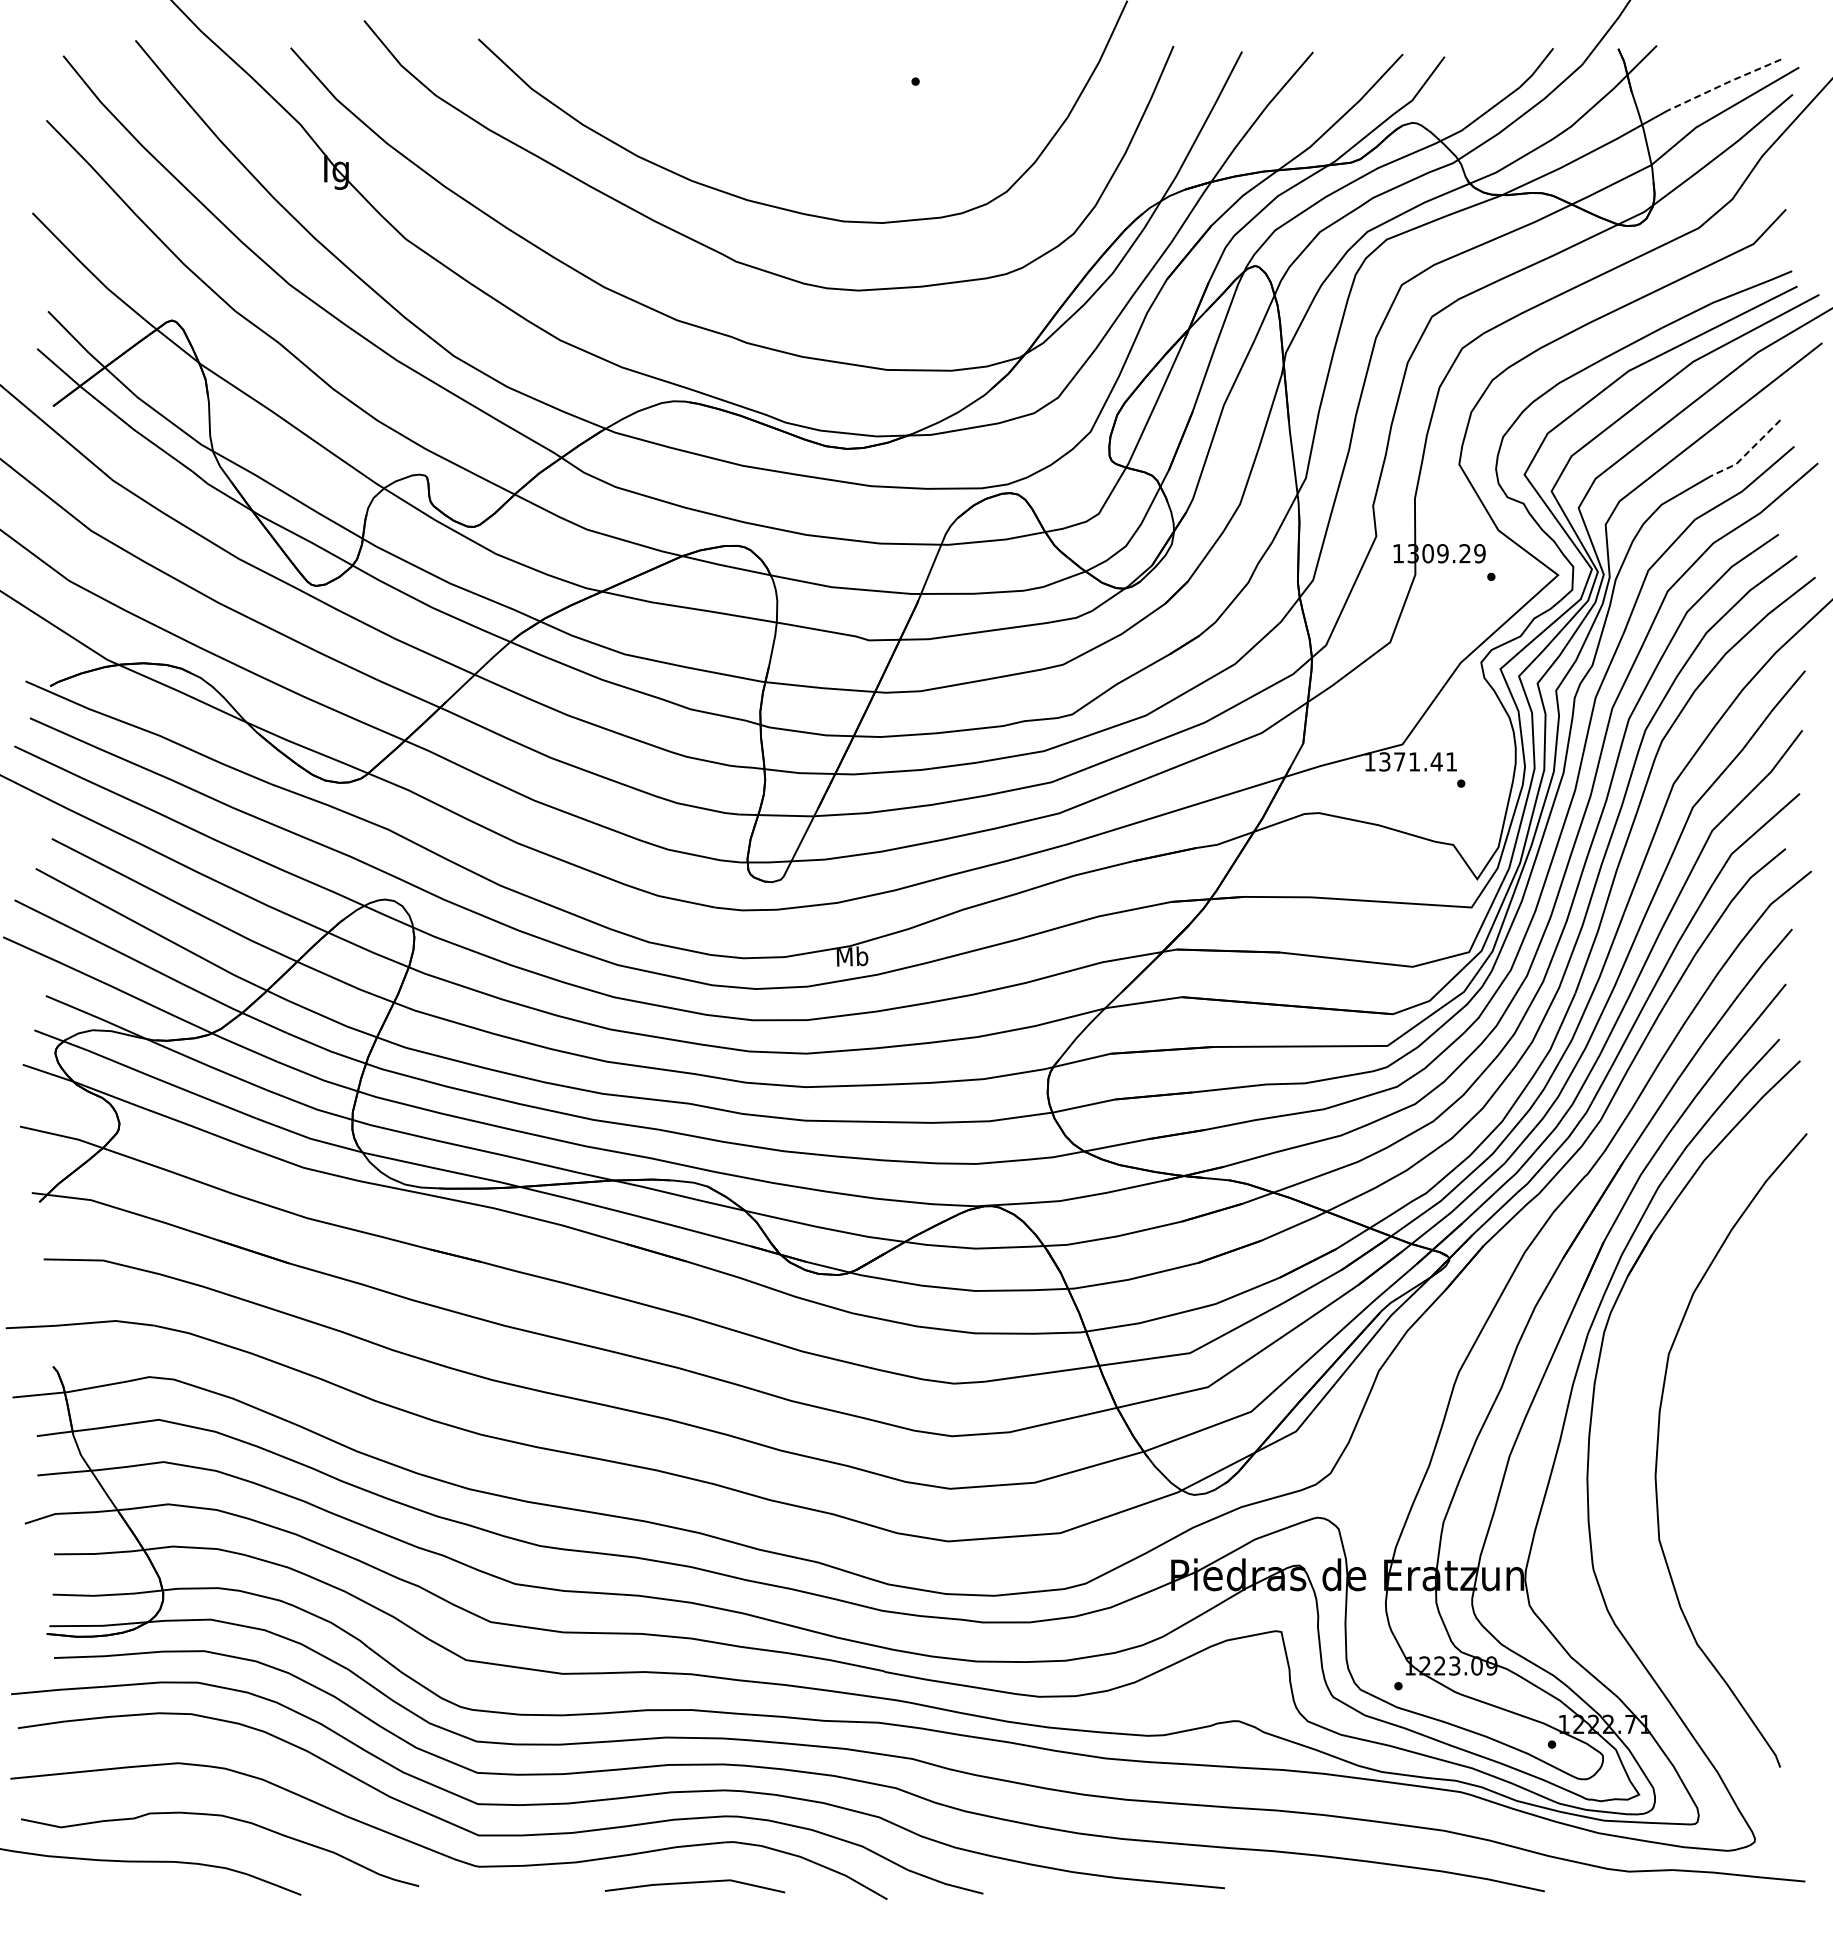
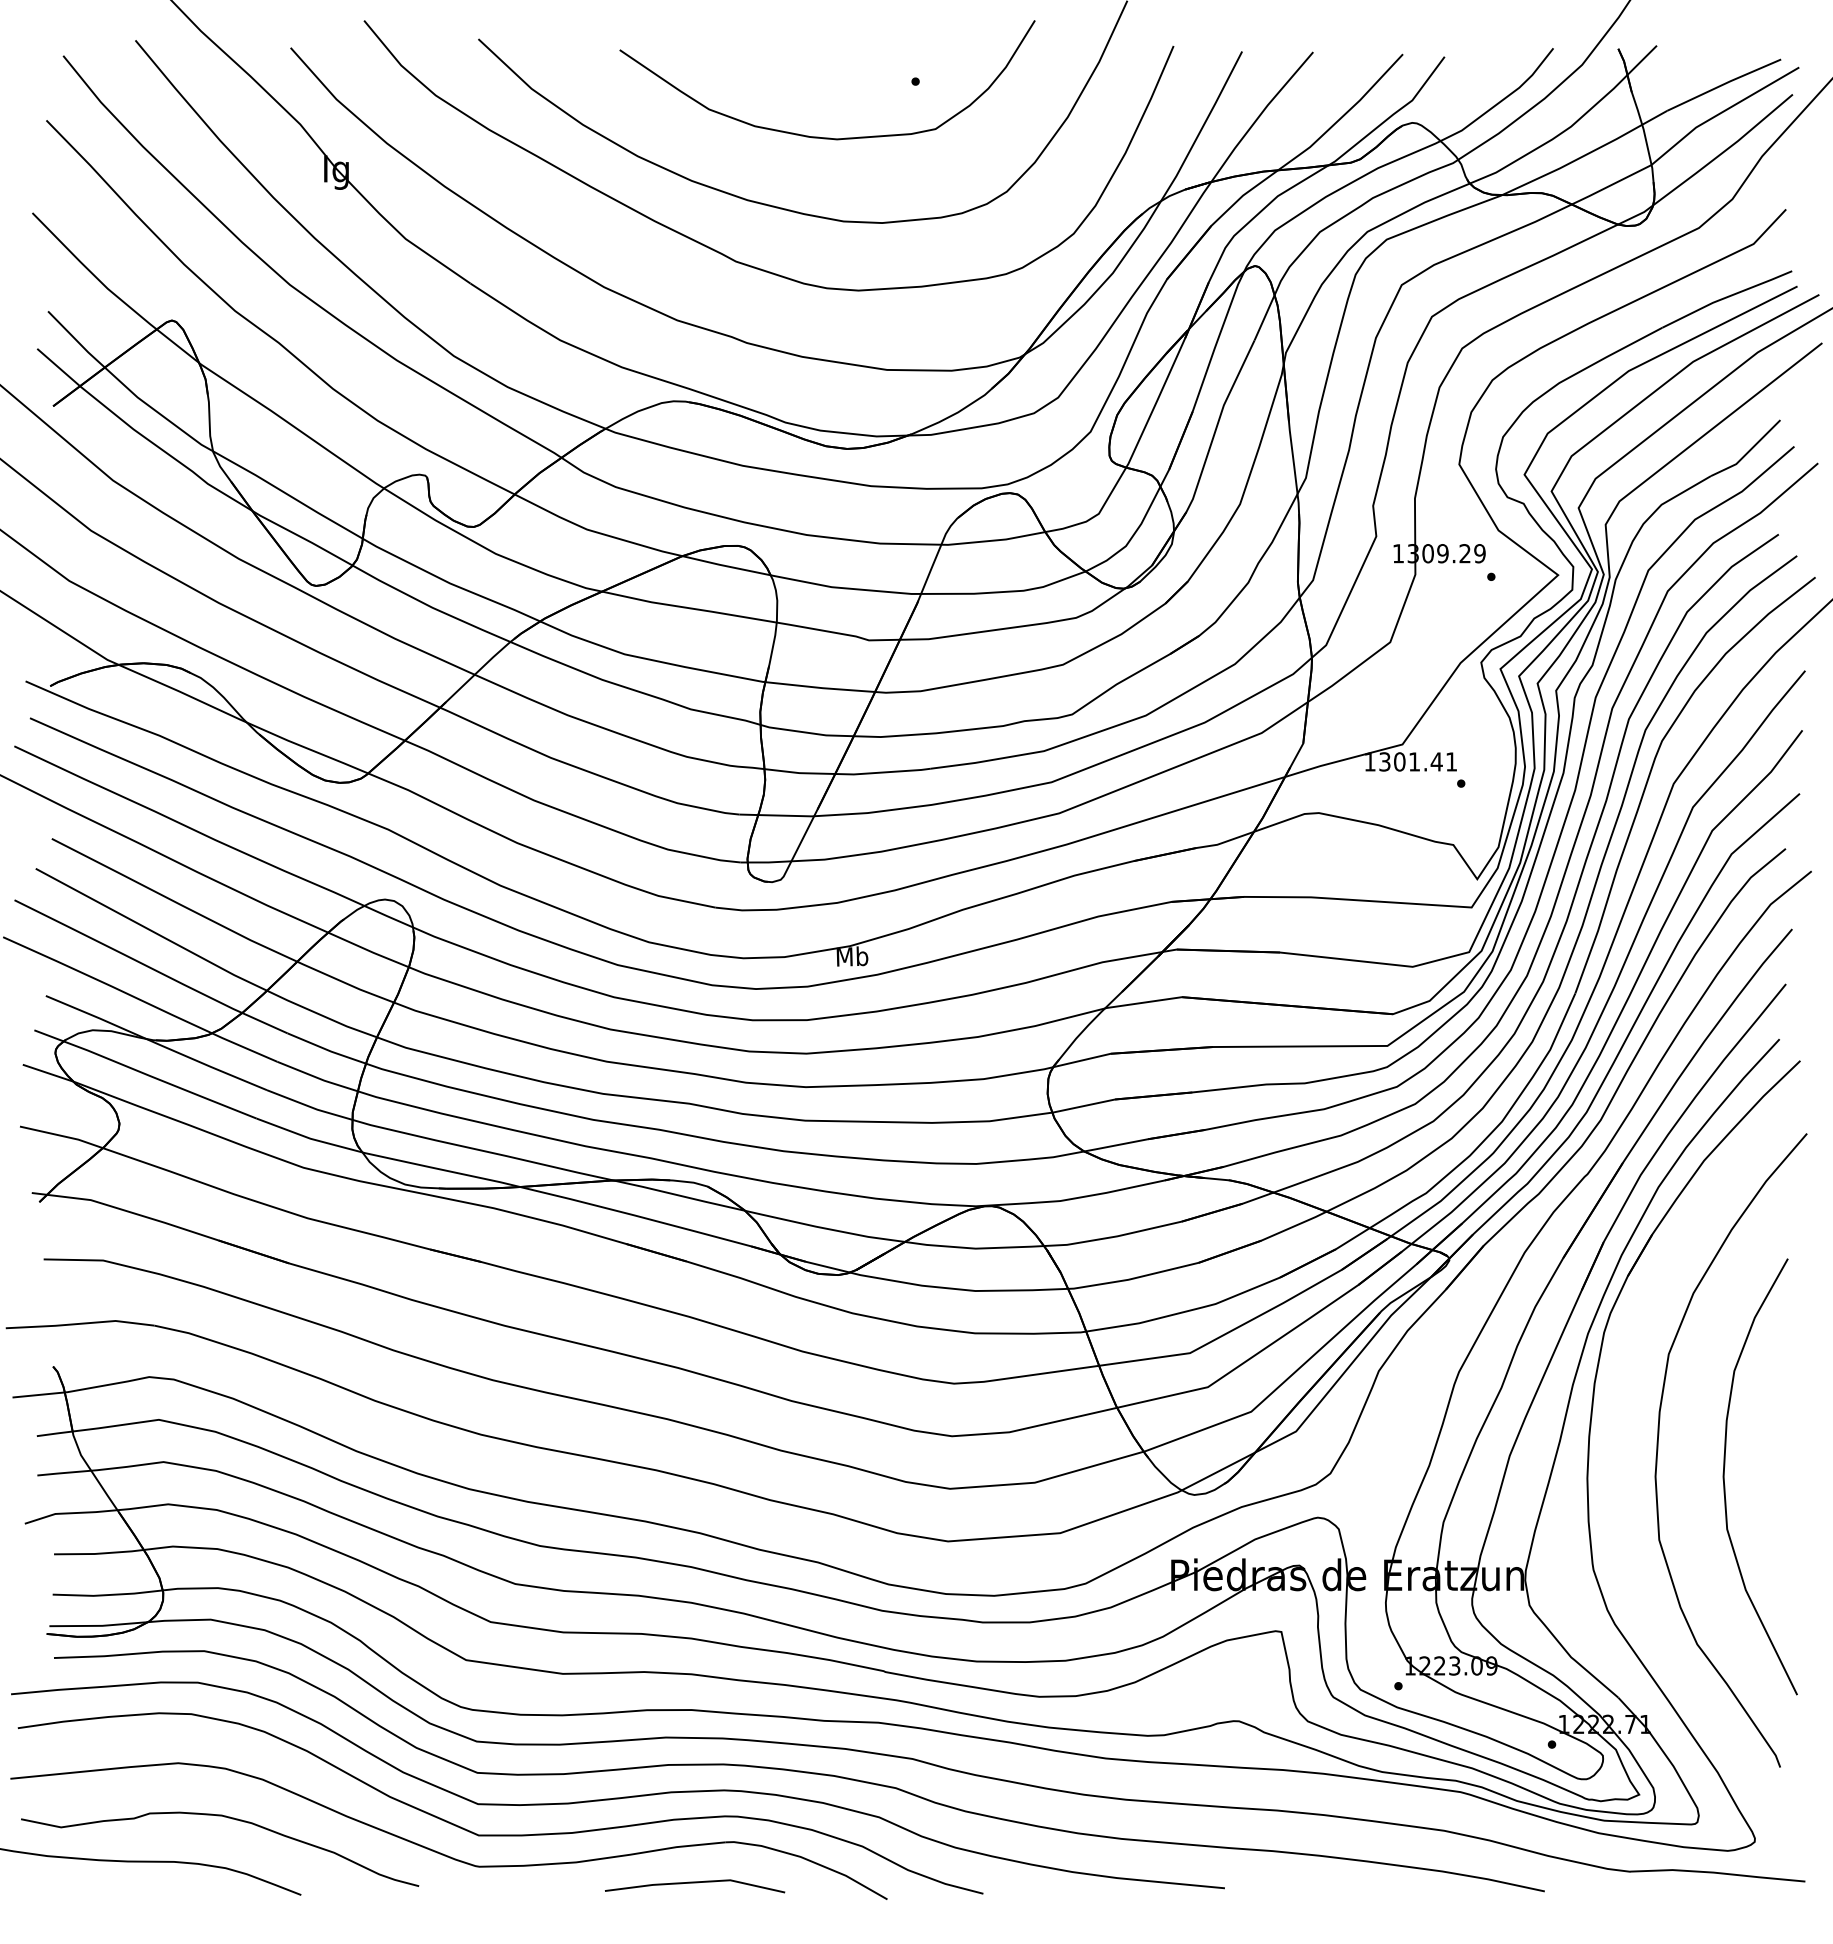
line: dashed -> solid (1724, 84)
curve: none -> present (819, 136)
line: dashed -> solid (1748, 452)
text: 1371.41 -> 1301.41 (1399, 761)
curve: none -> present (1724, 1476)
